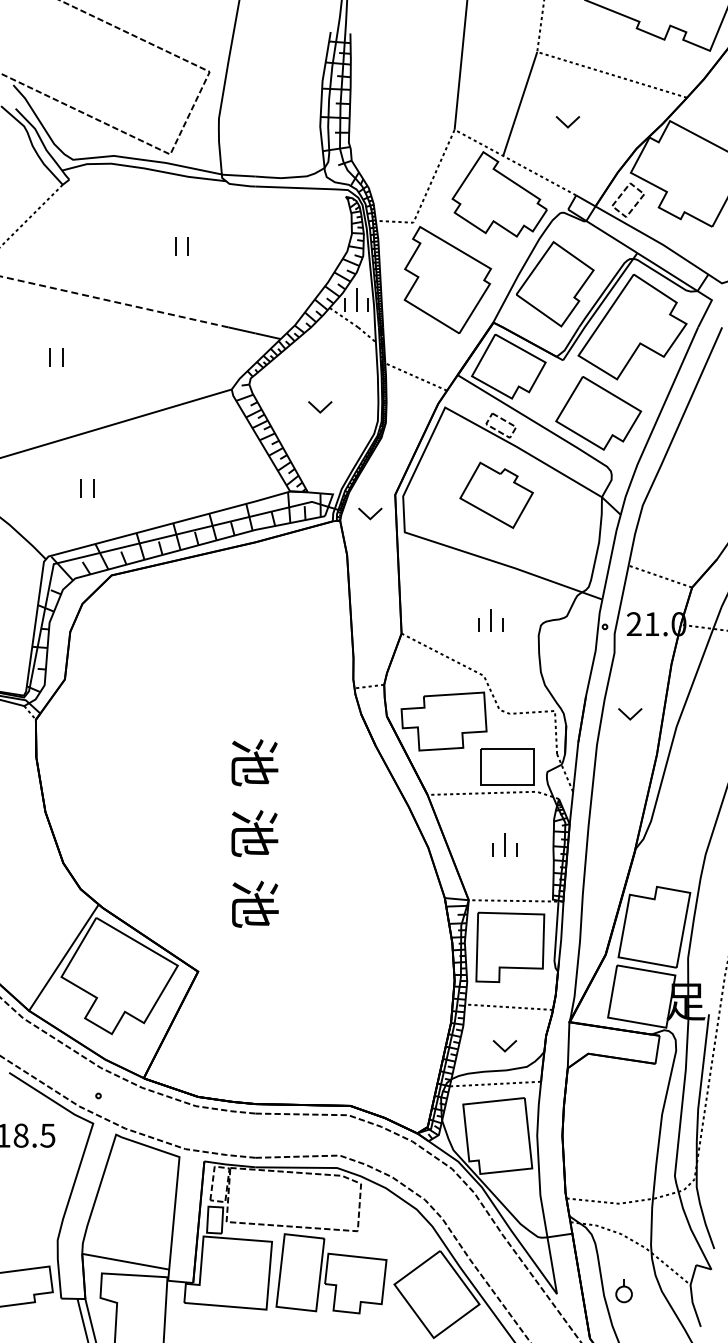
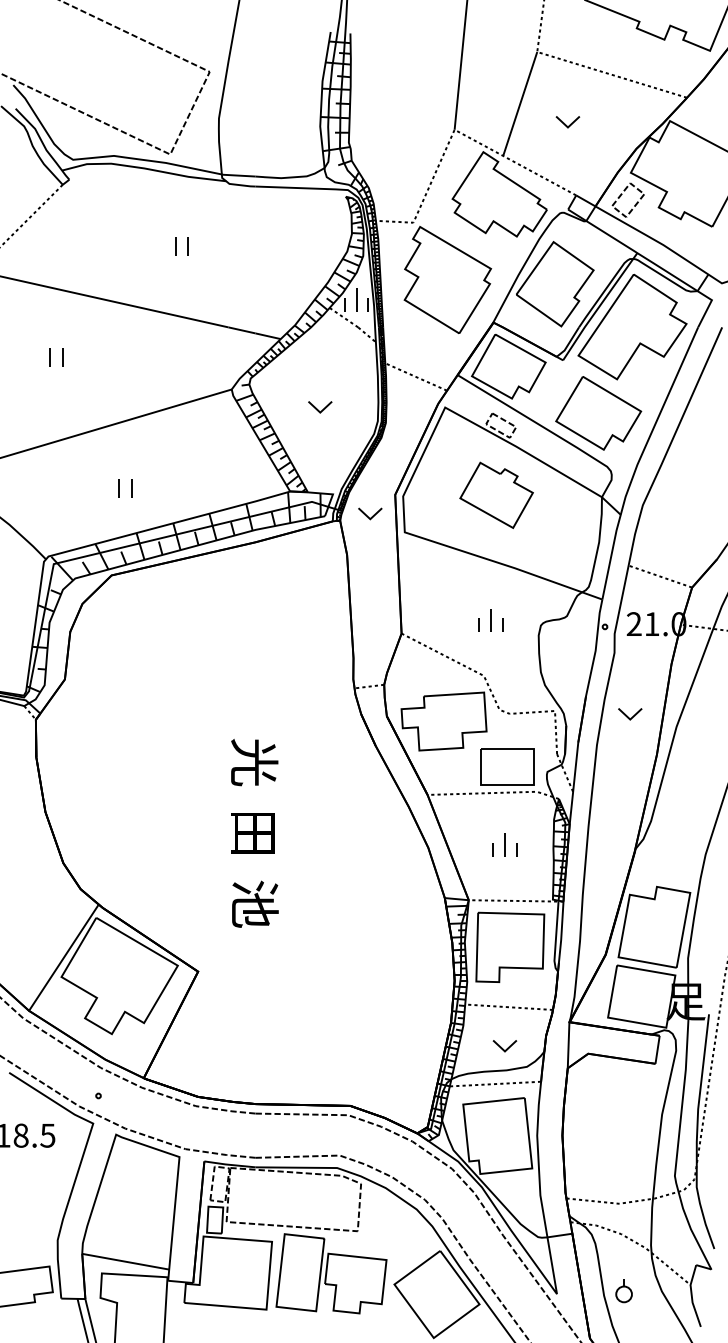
line: dashed -> solid (114, 301)
part position: (87, 488) -> (125, 488) (125, 488)
text: 池 -> 光 (254, 762)
text: 池 -> 田 (254, 833)
